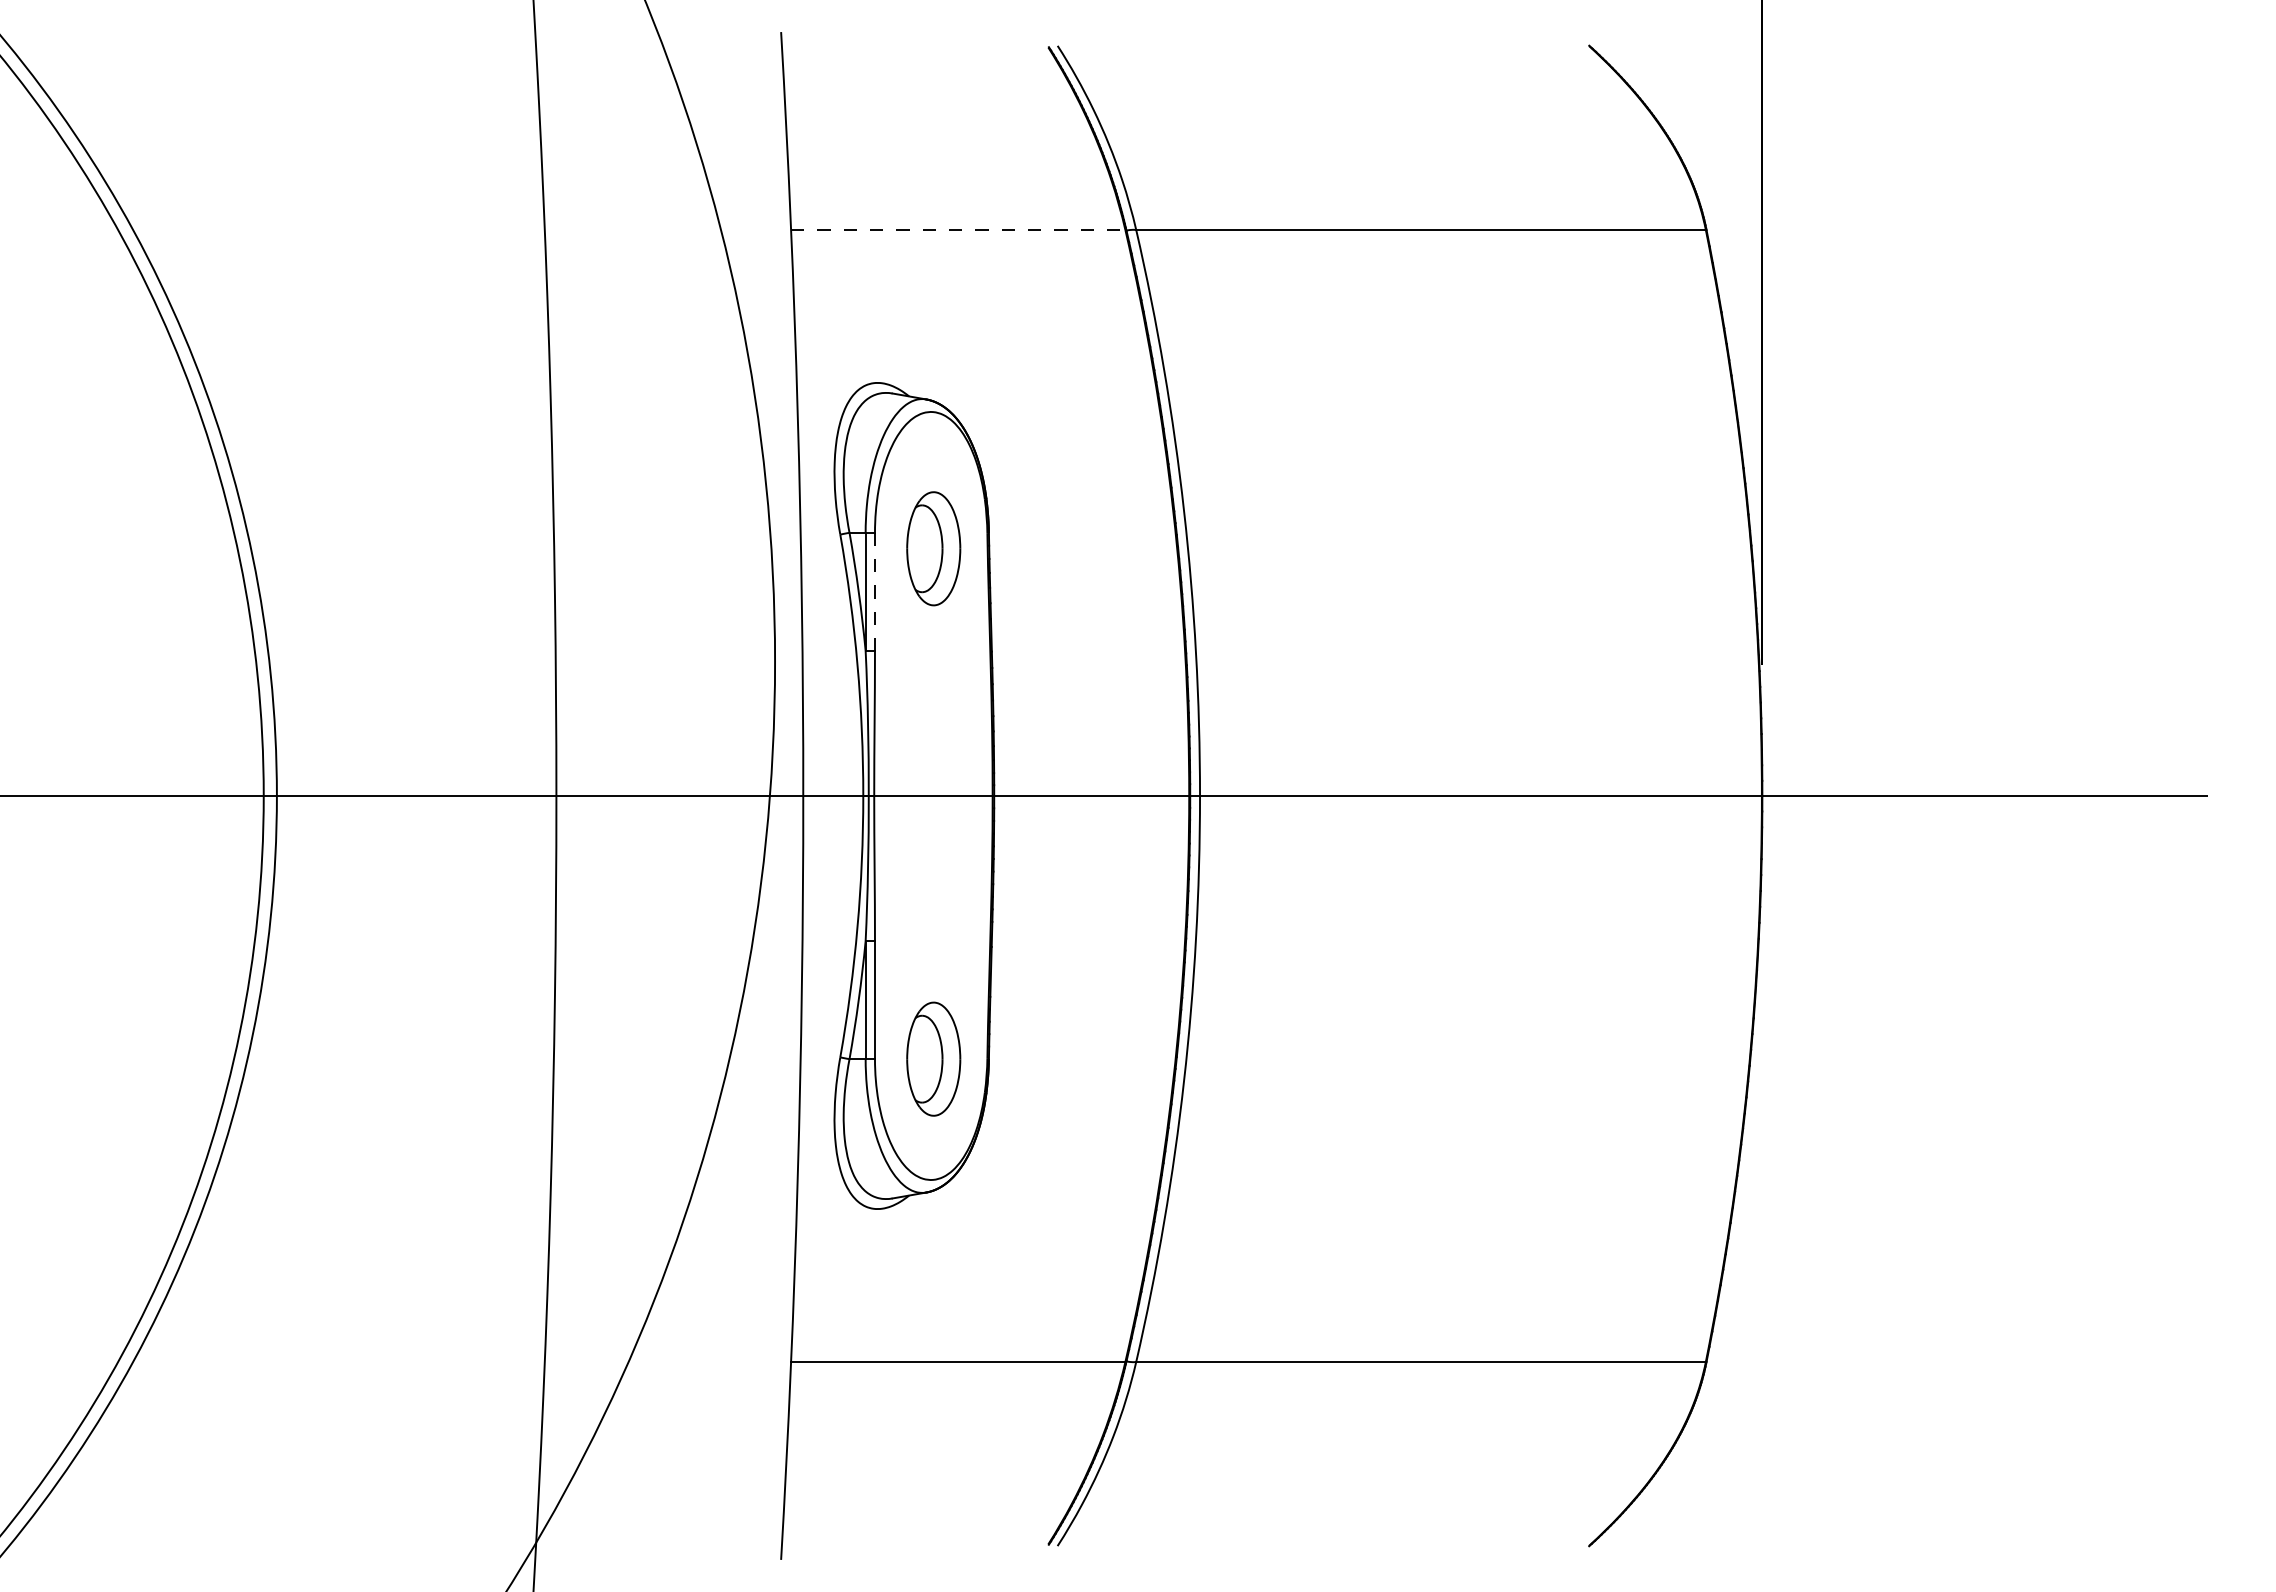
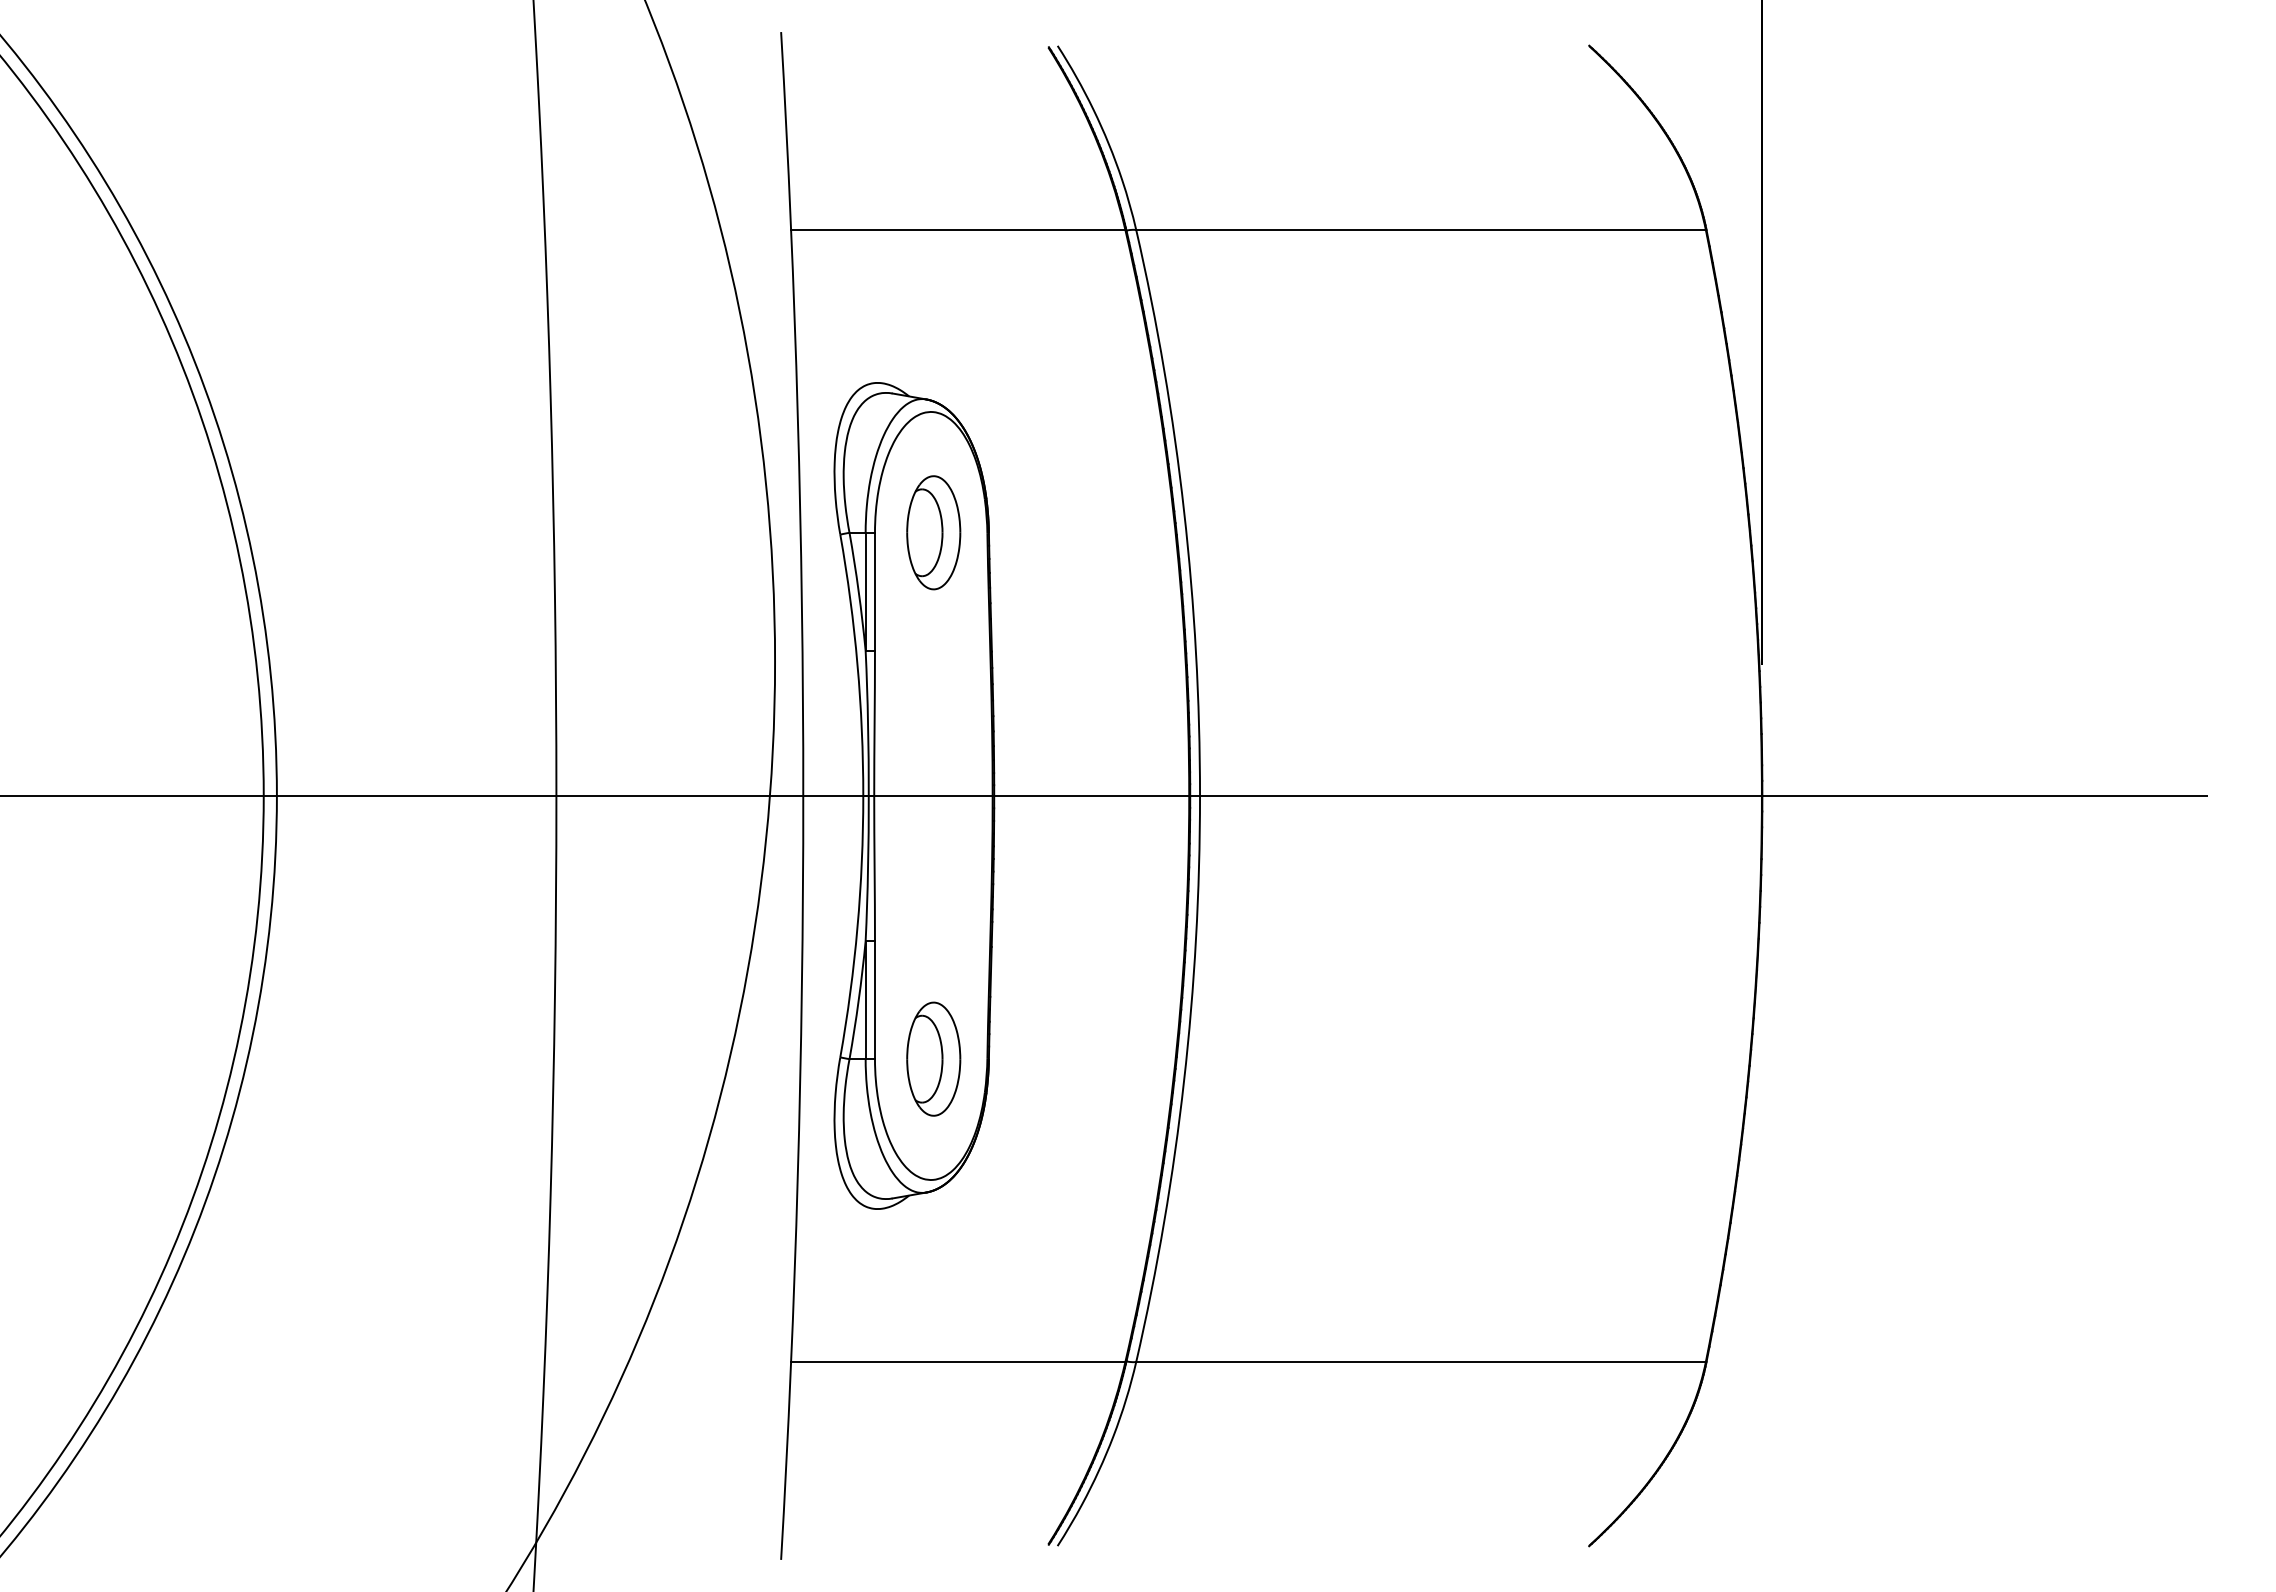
line: dashed -> solid (958, 230)
part position: (933, 548) -> (933, 532) (933, 532)
line: dashed -> solid (874, 592)
